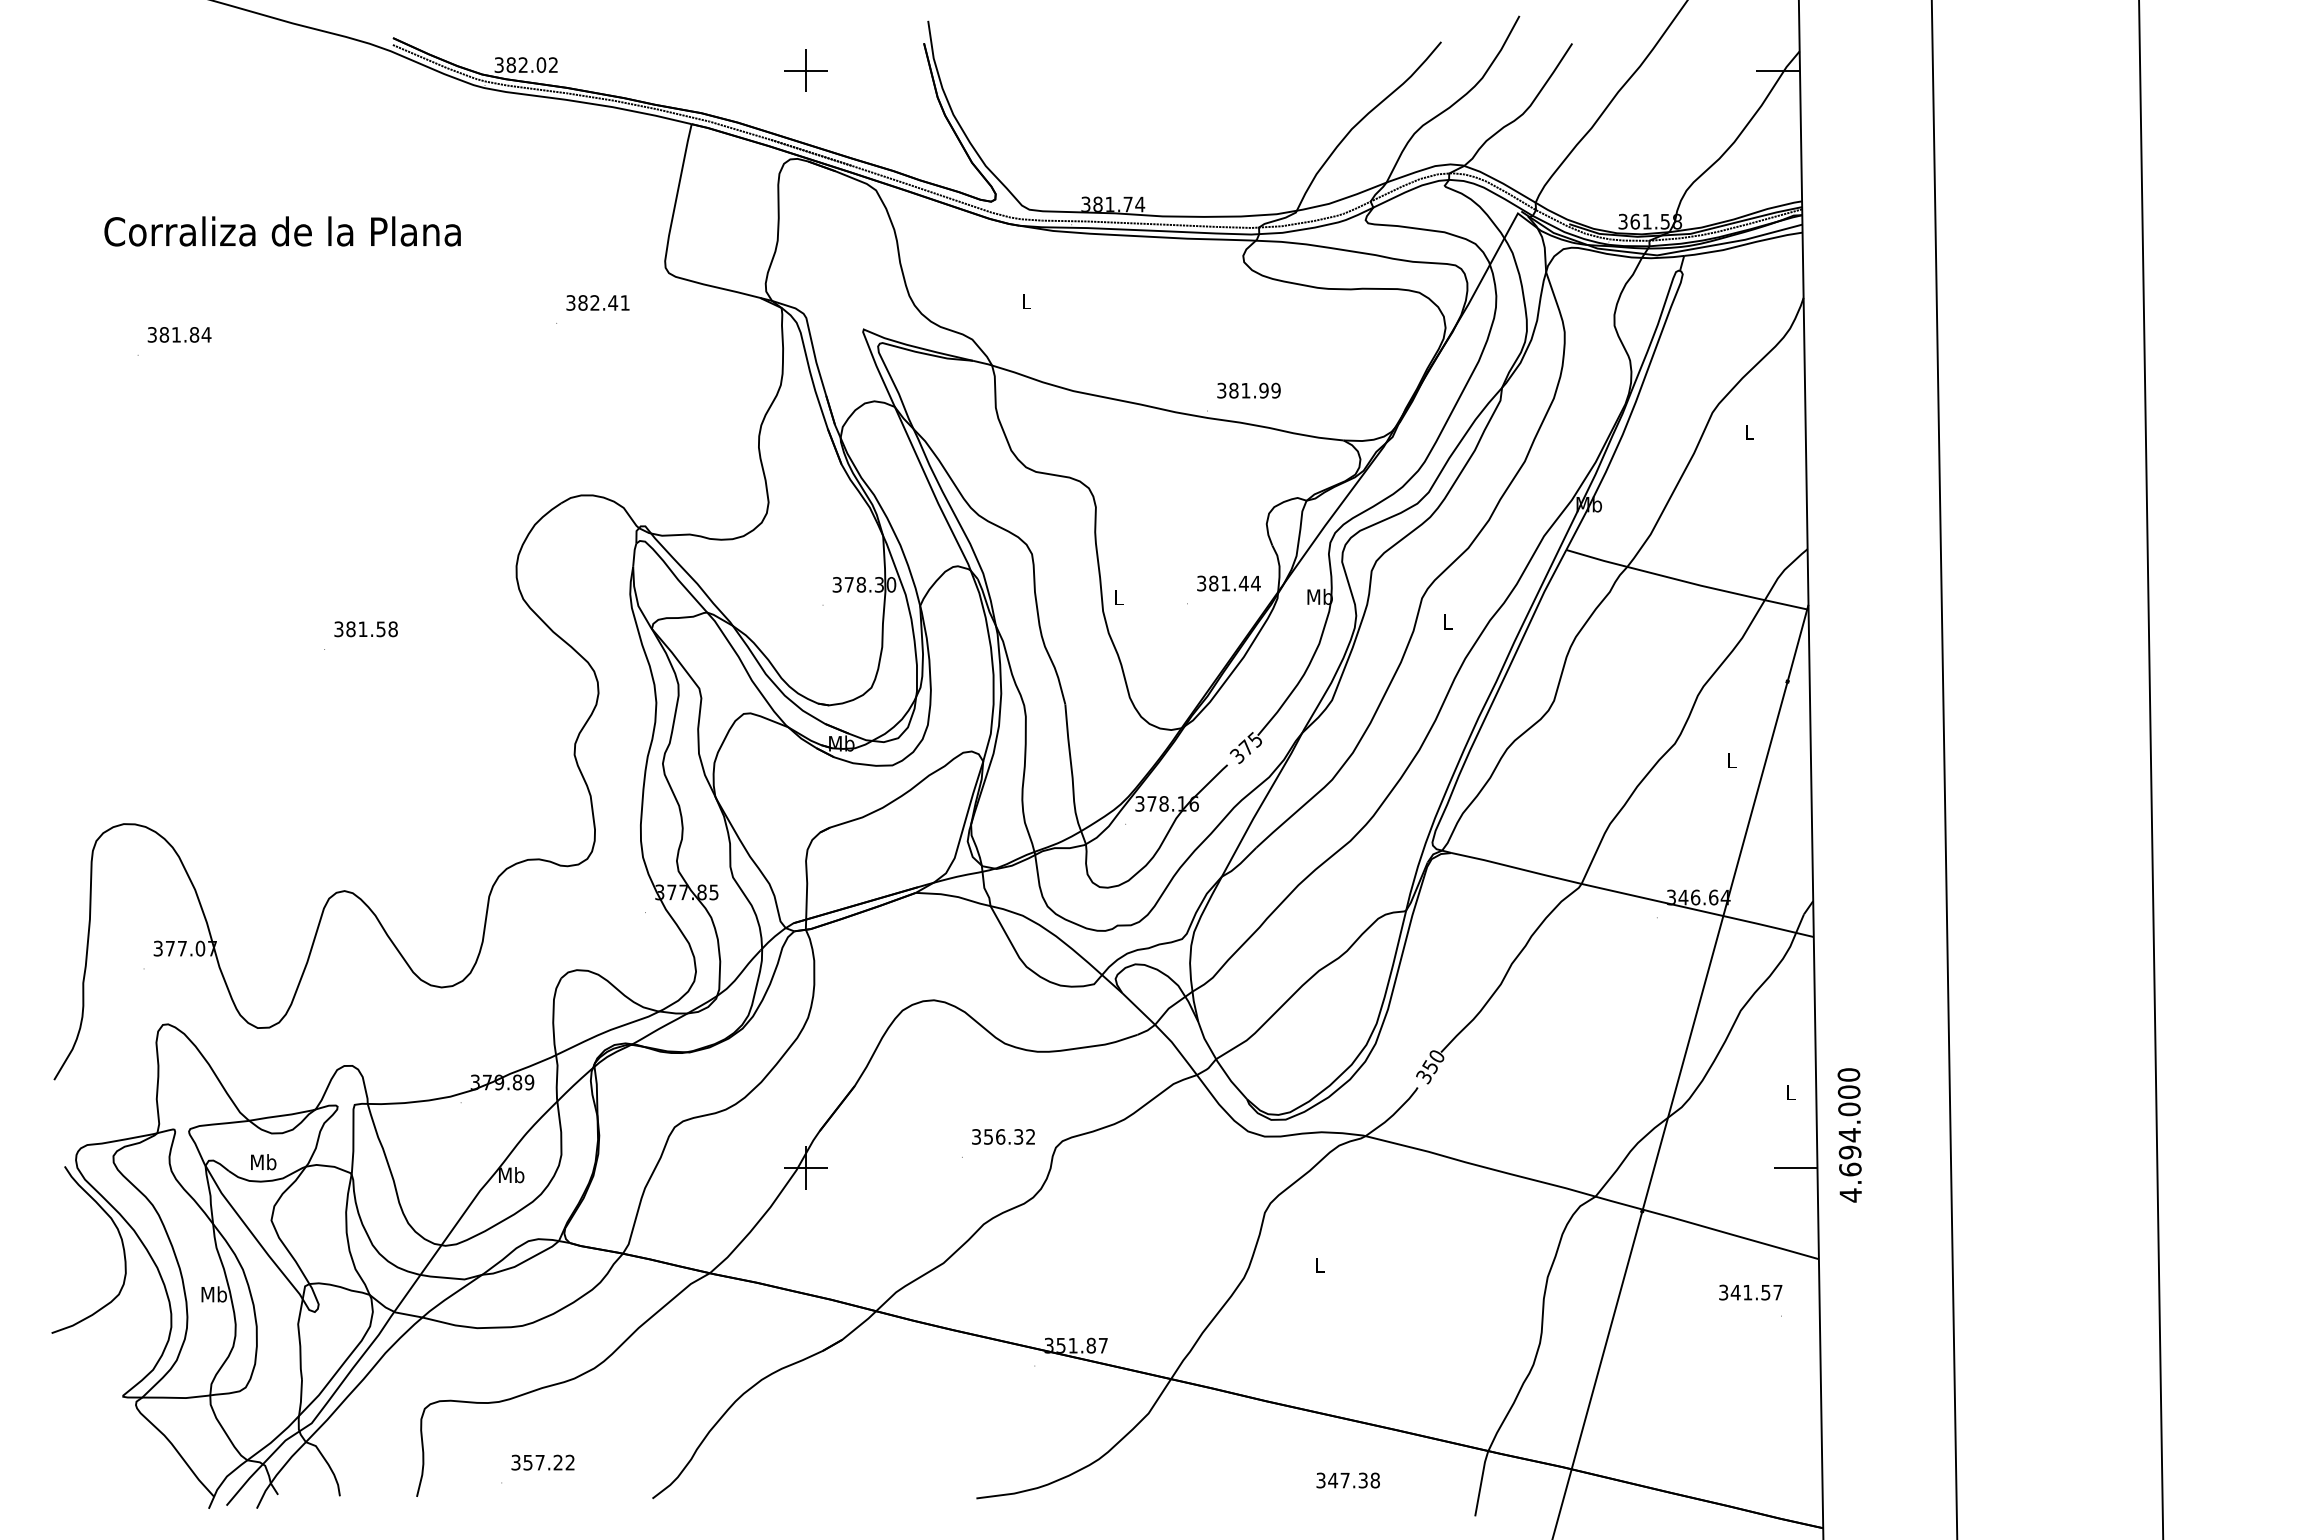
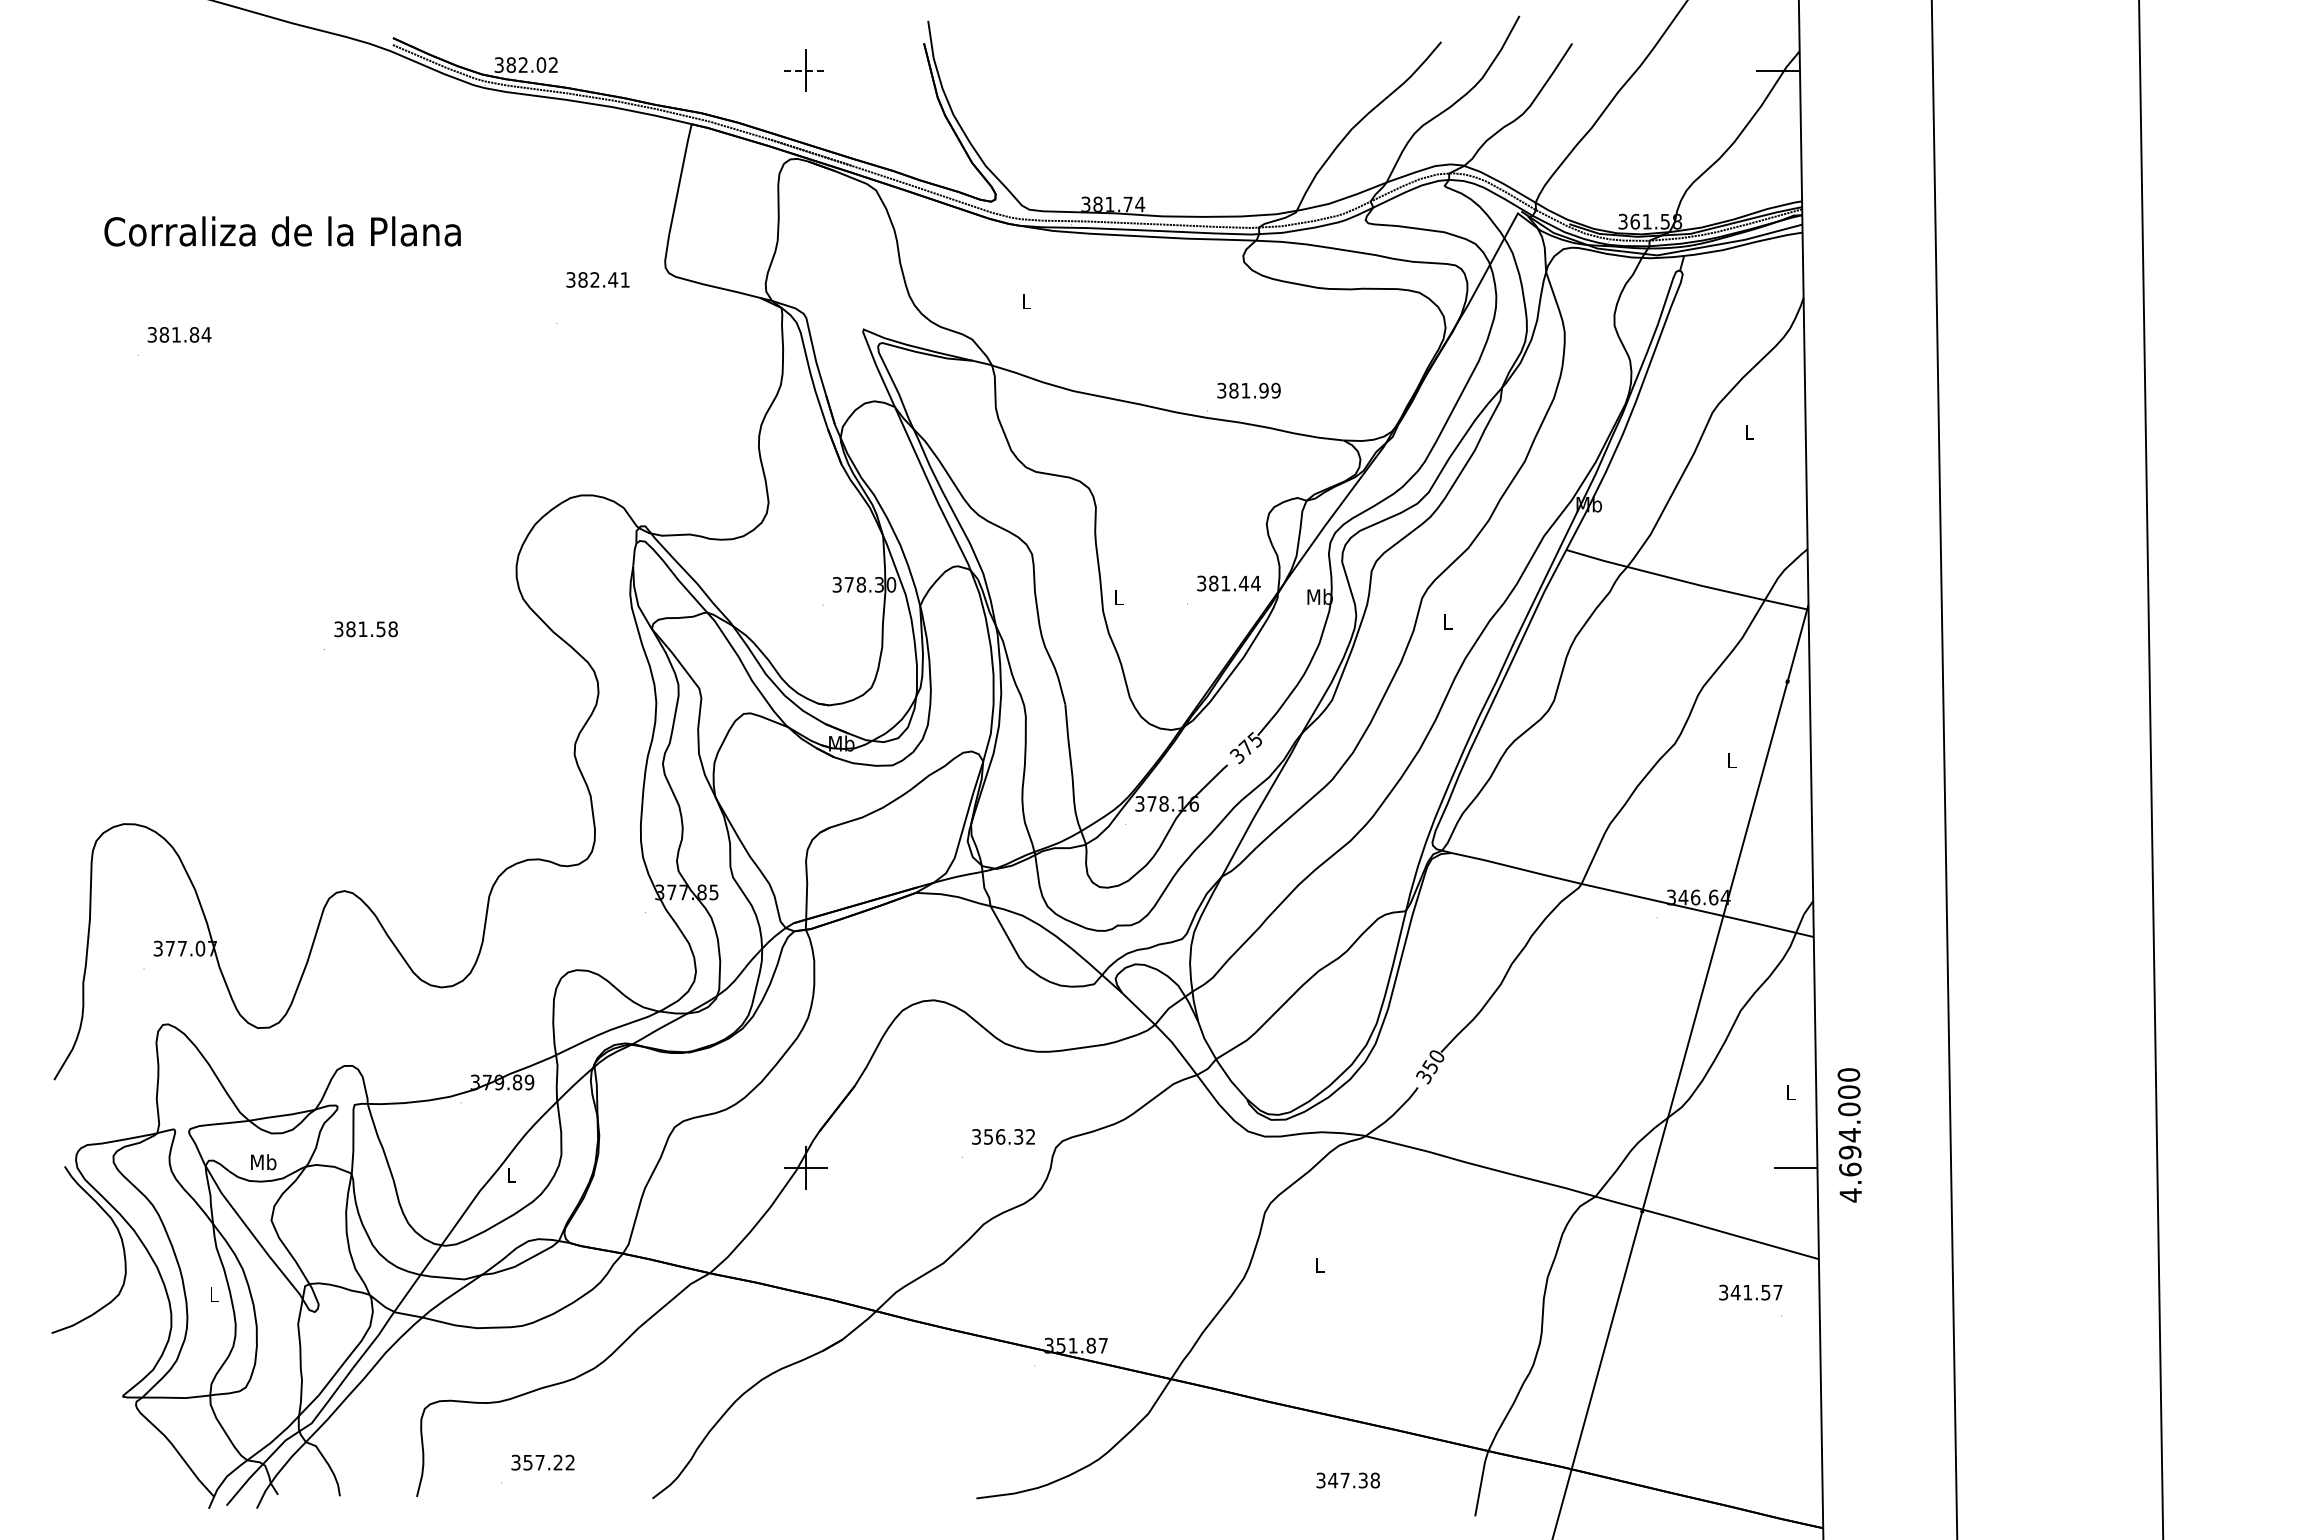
line: solid -> dashed (805, 70)
text position: (597, 302) -> (597, 279) (597, 279)
text: Mb -> L (511, 1175)
text: Mb -> L (213, 1294)
